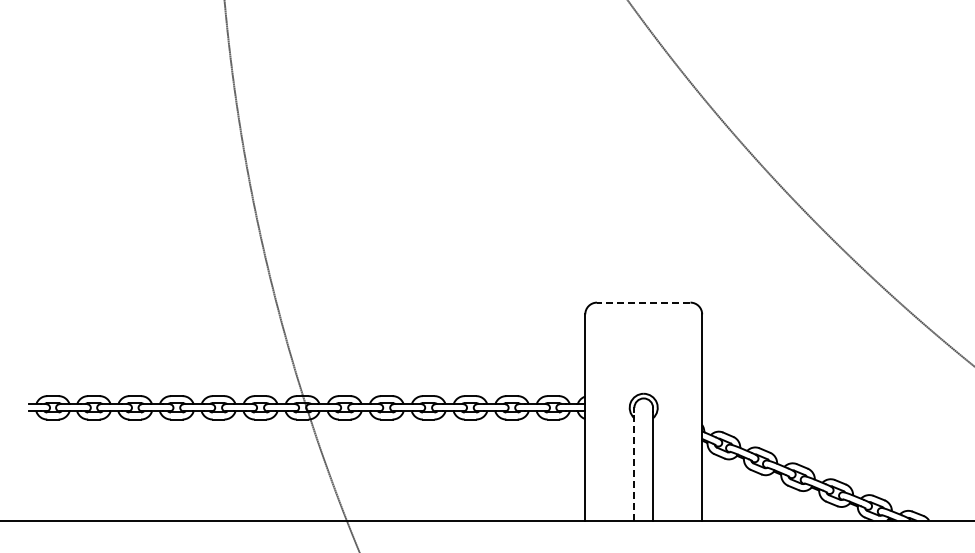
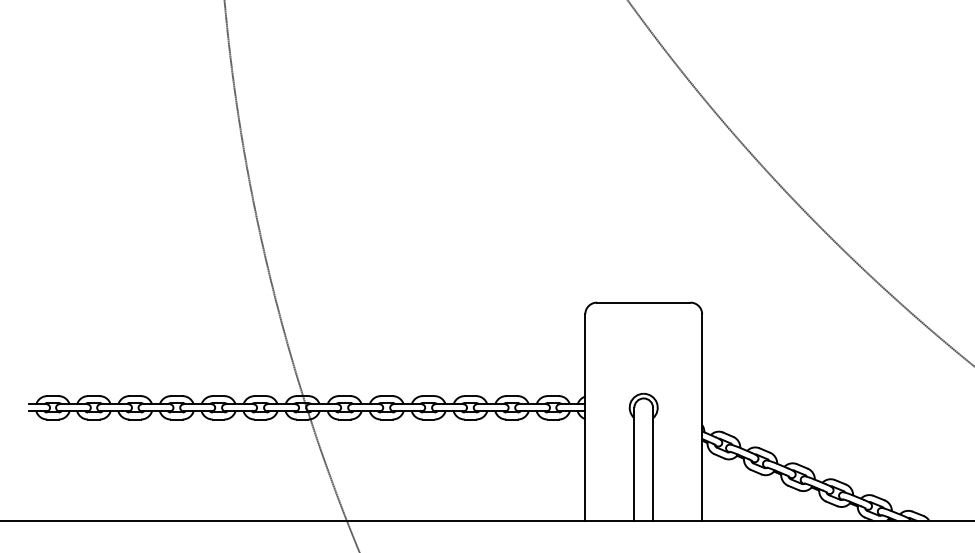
line: dashed -> solid (643, 302)
line: dashed -> solid (634, 465)
